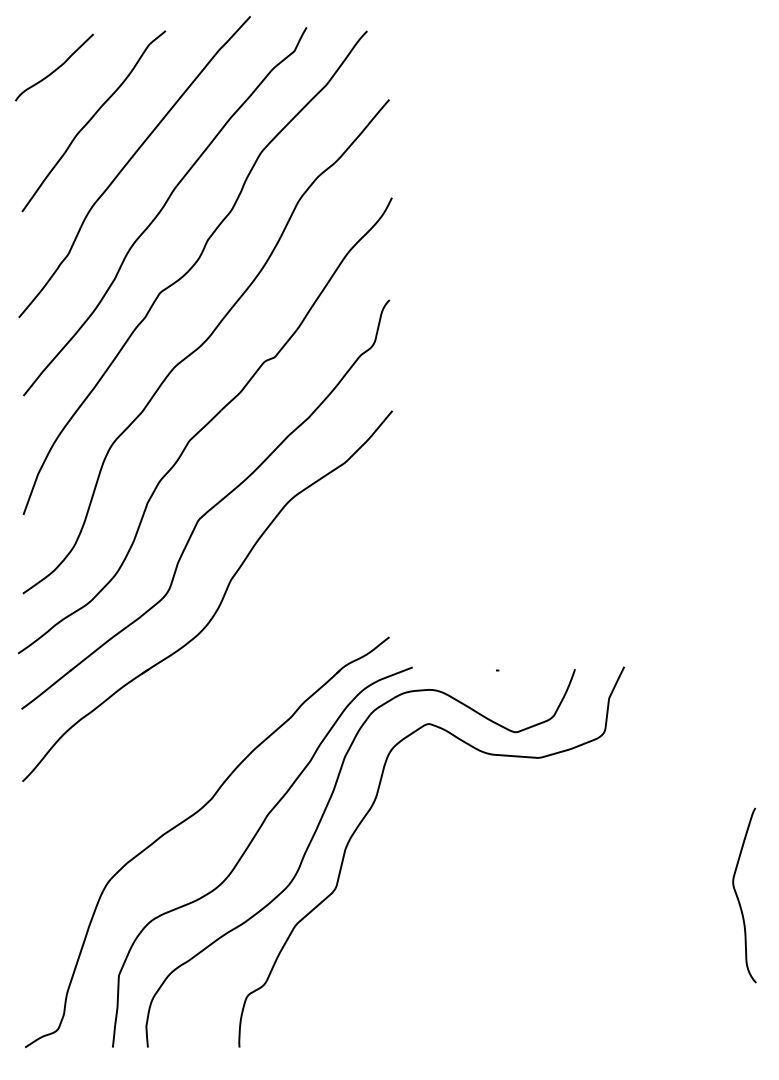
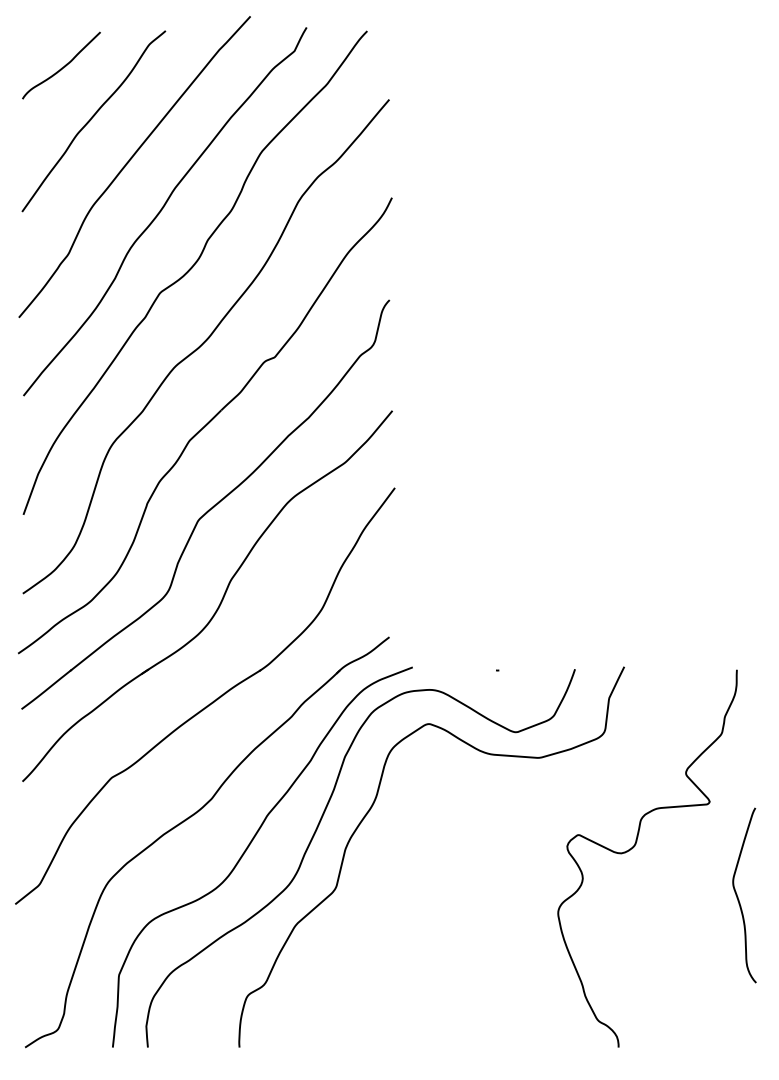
curve position: (54, 69) -> (61, 67) (61, 67)
part: none -> present (209, 703)
curve: none -> present (635, 846)
